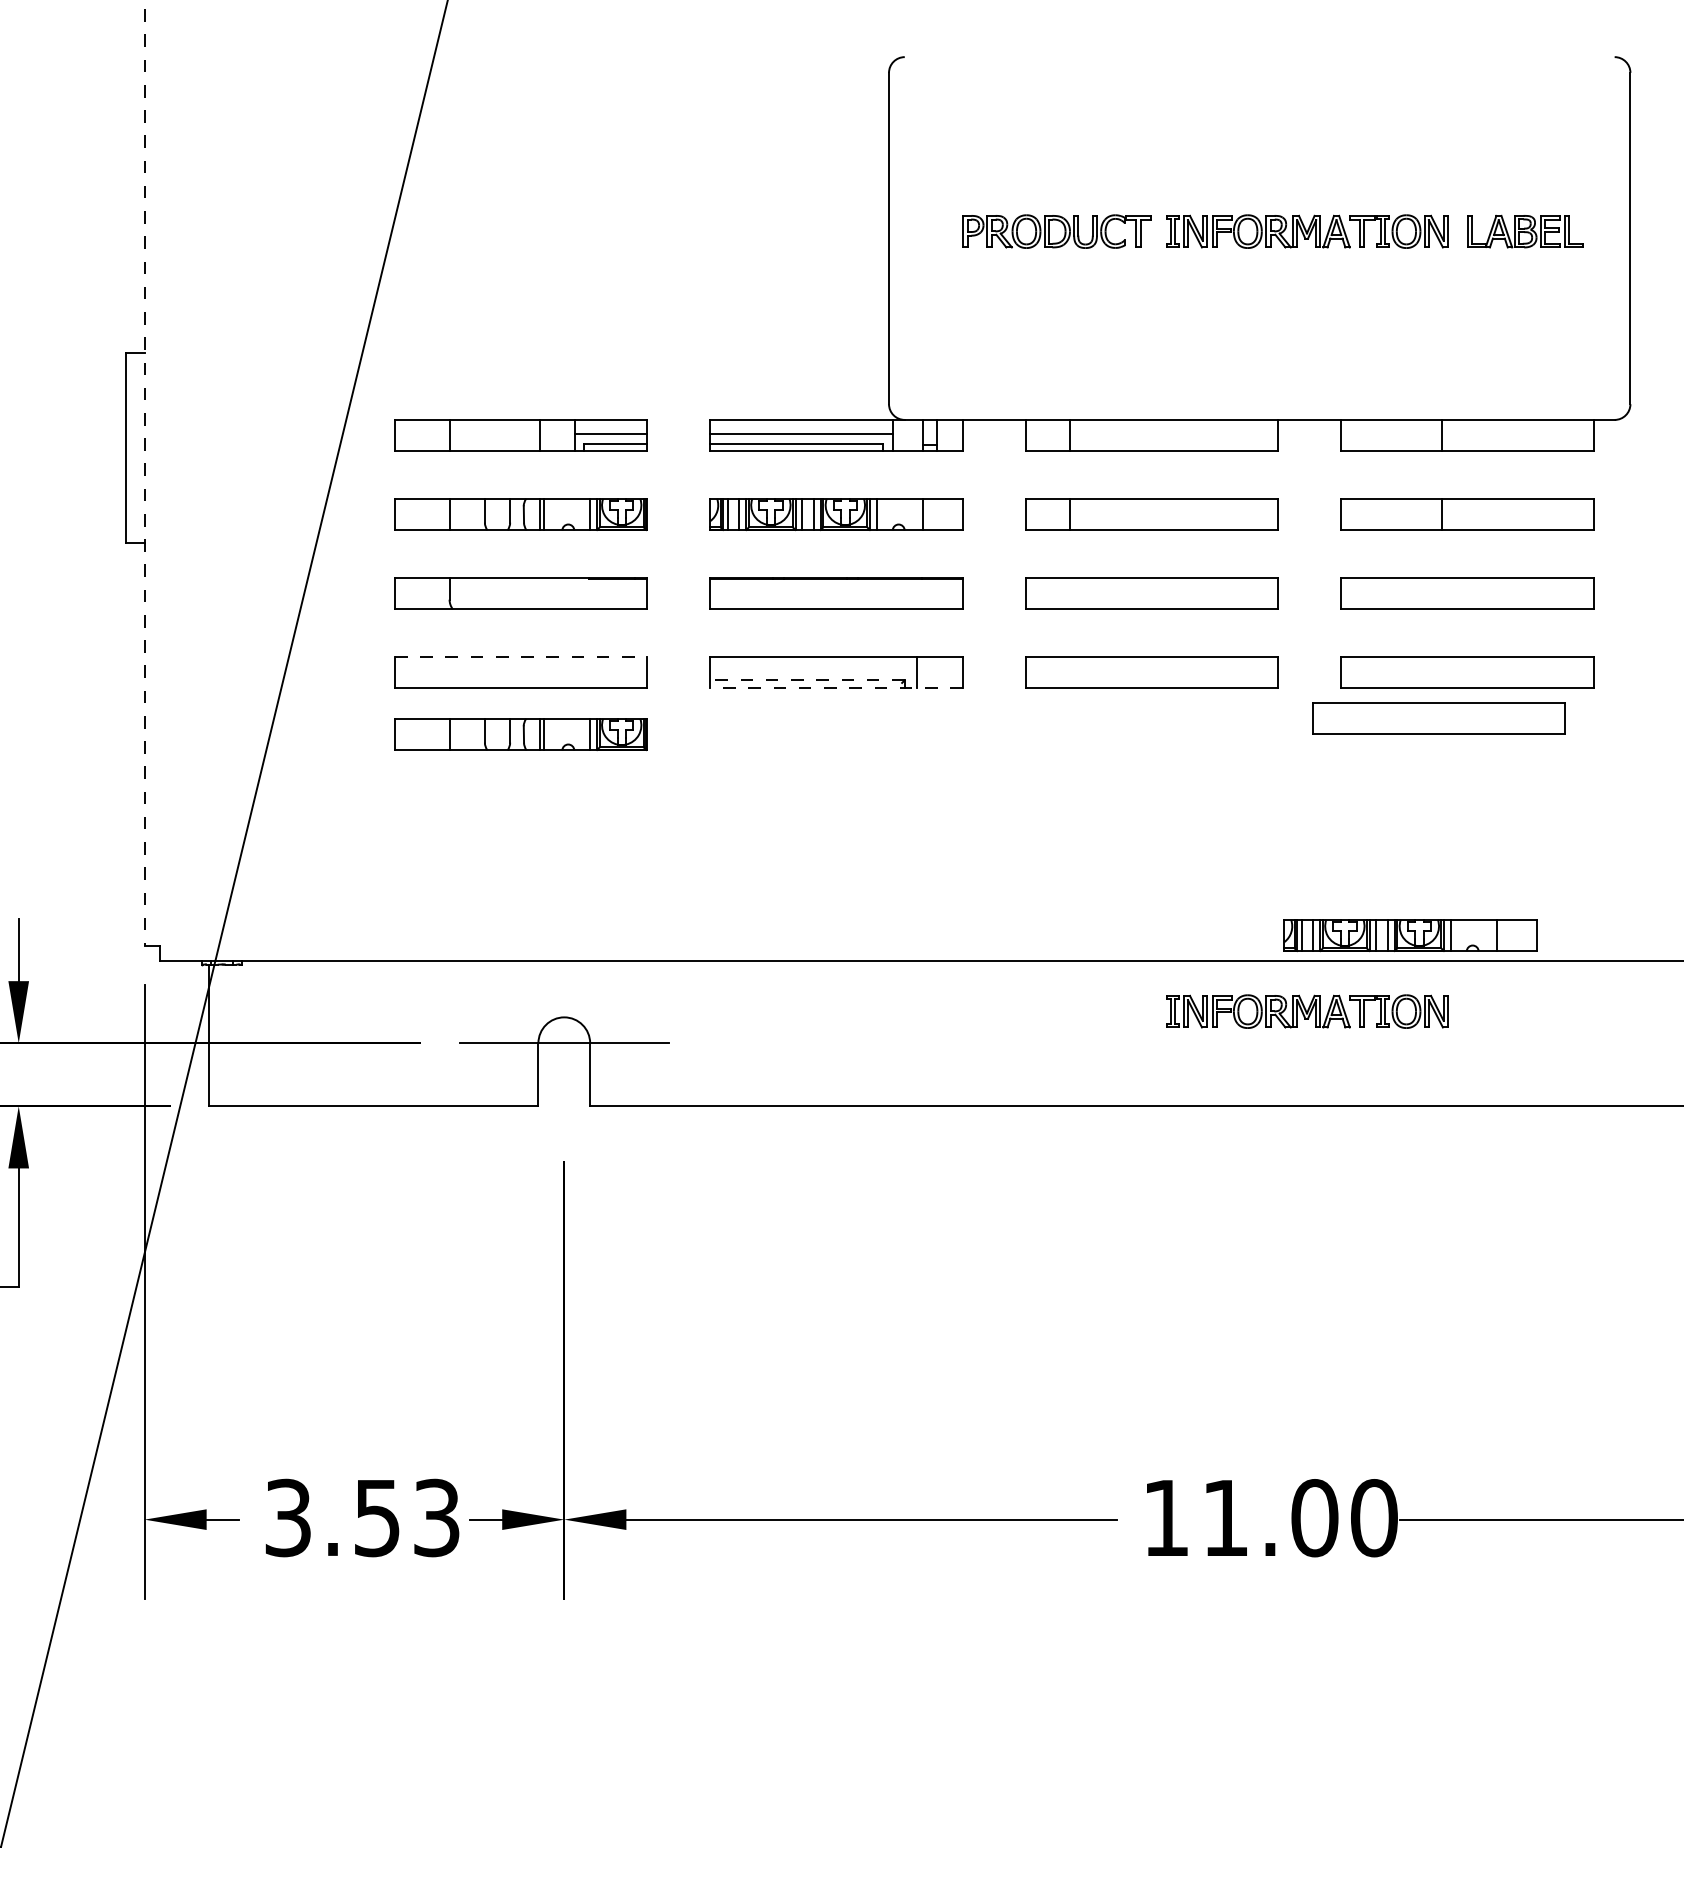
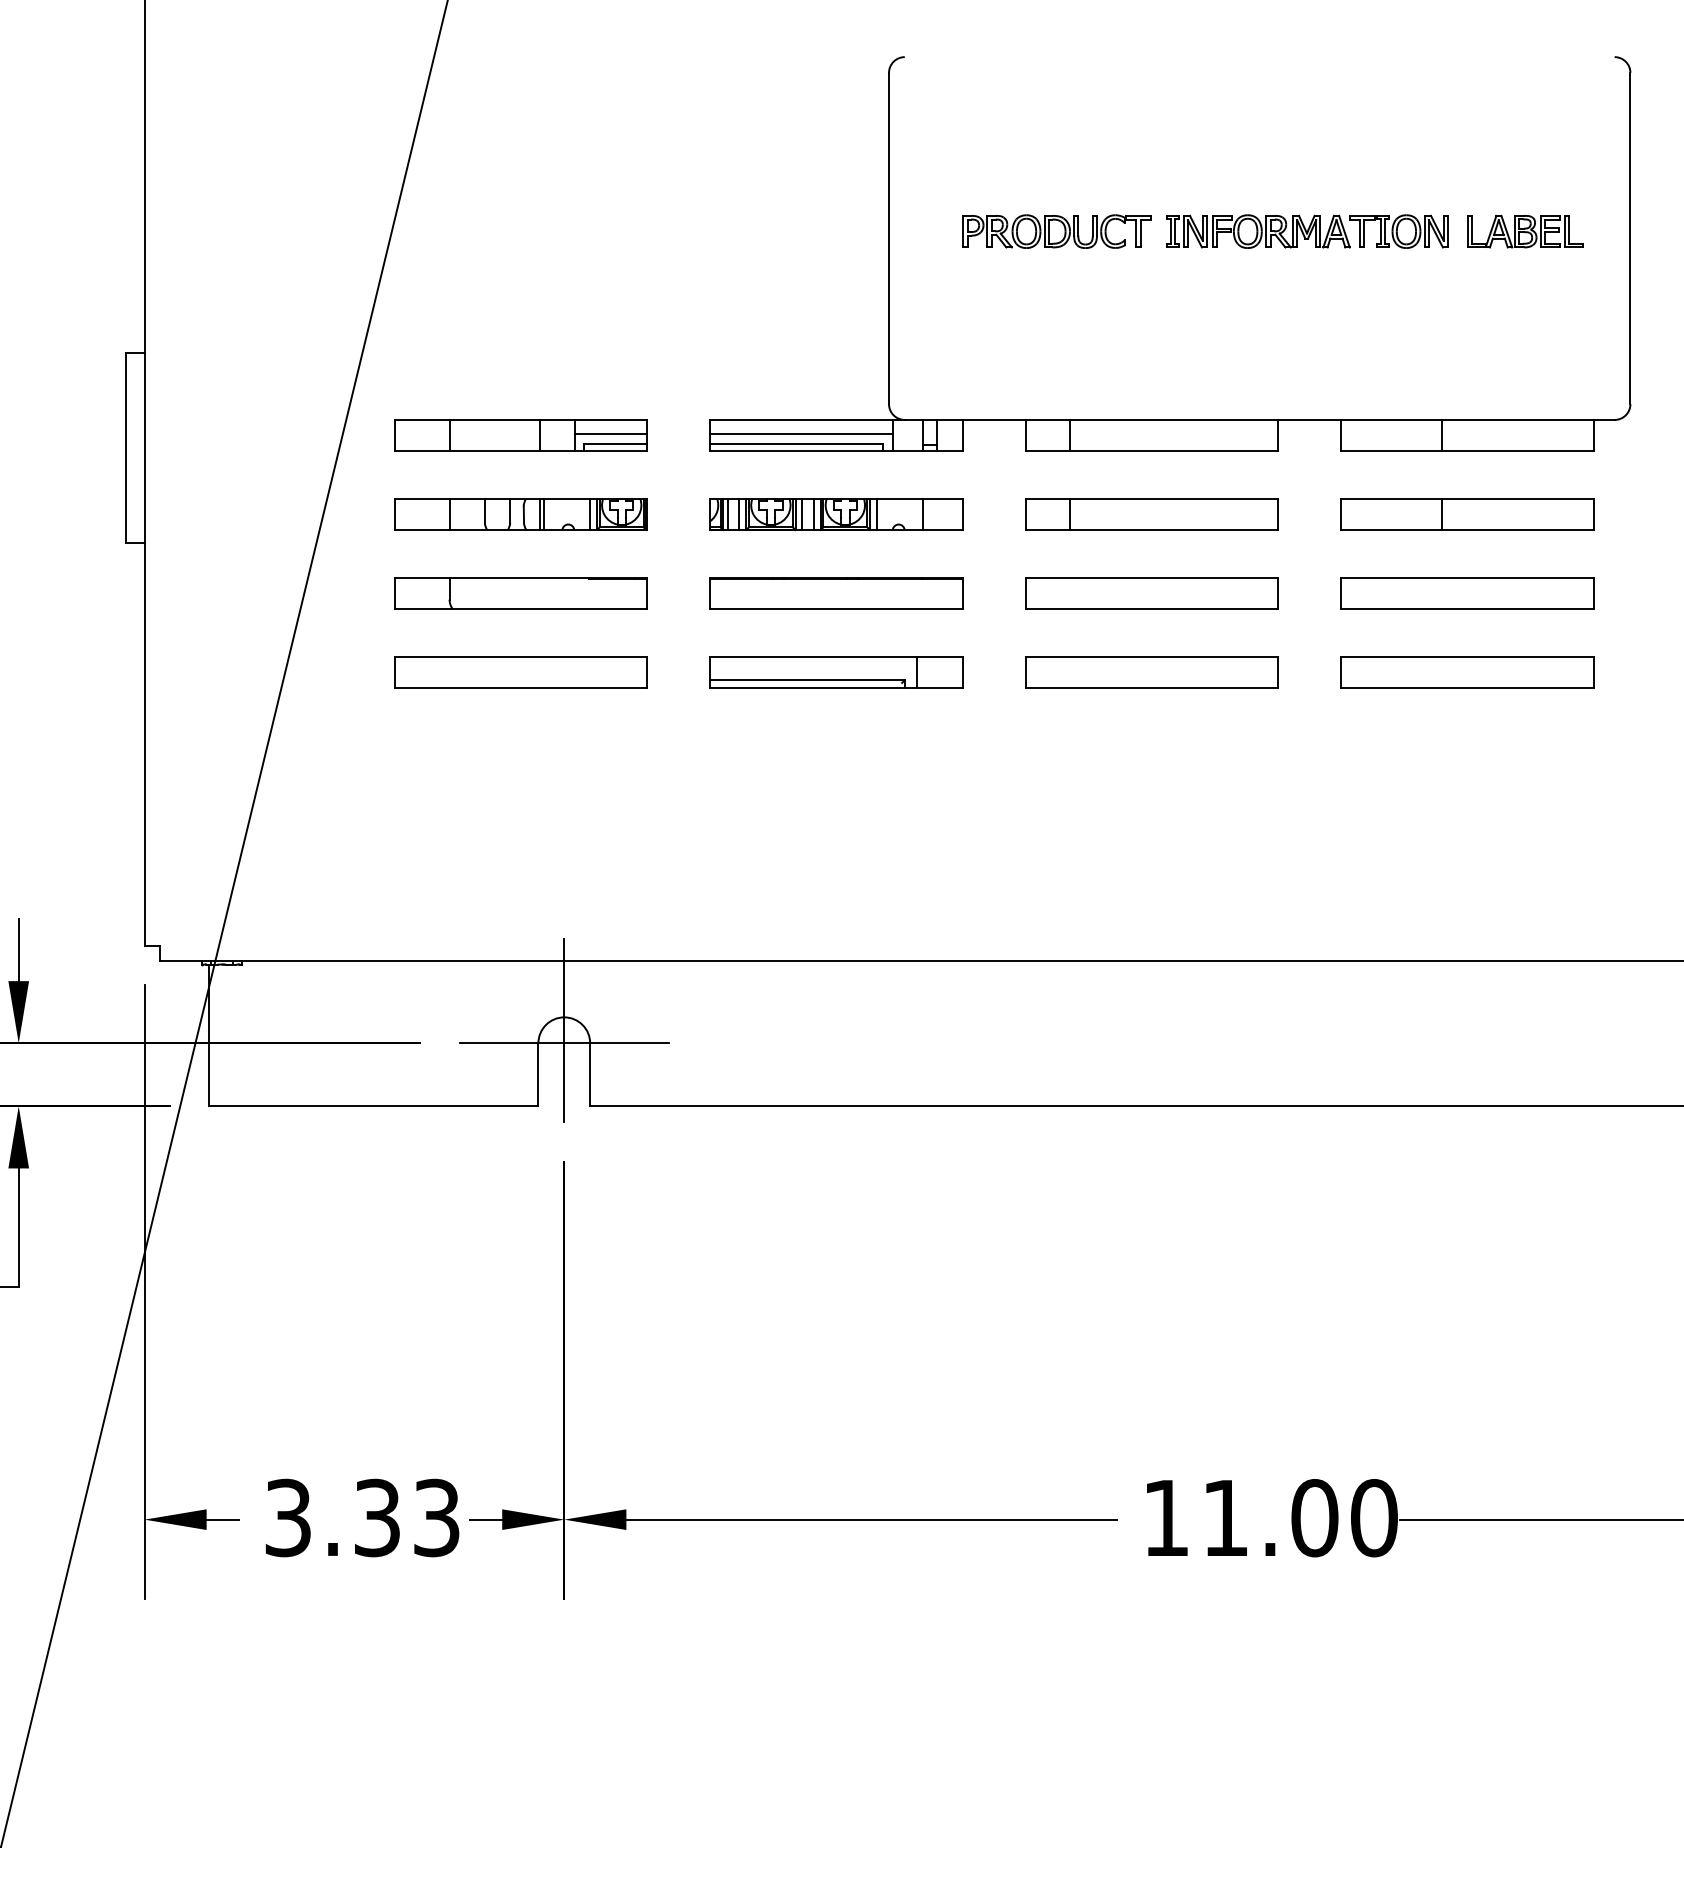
line: dashed -> solid (144, 473)
line: dashed -> solid (521, 656)
line: dashed -> solid (807, 680)
line: dashed -> solid (836, 688)
part: present -> none (1438, 718)
part: present -> none (520, 734)
part: present -> none (1410, 935)
part: present -> none (1307, 1011)
line: none -> present (564, 1030)
text: 3.53 -> 3.33 (377, 1517)
